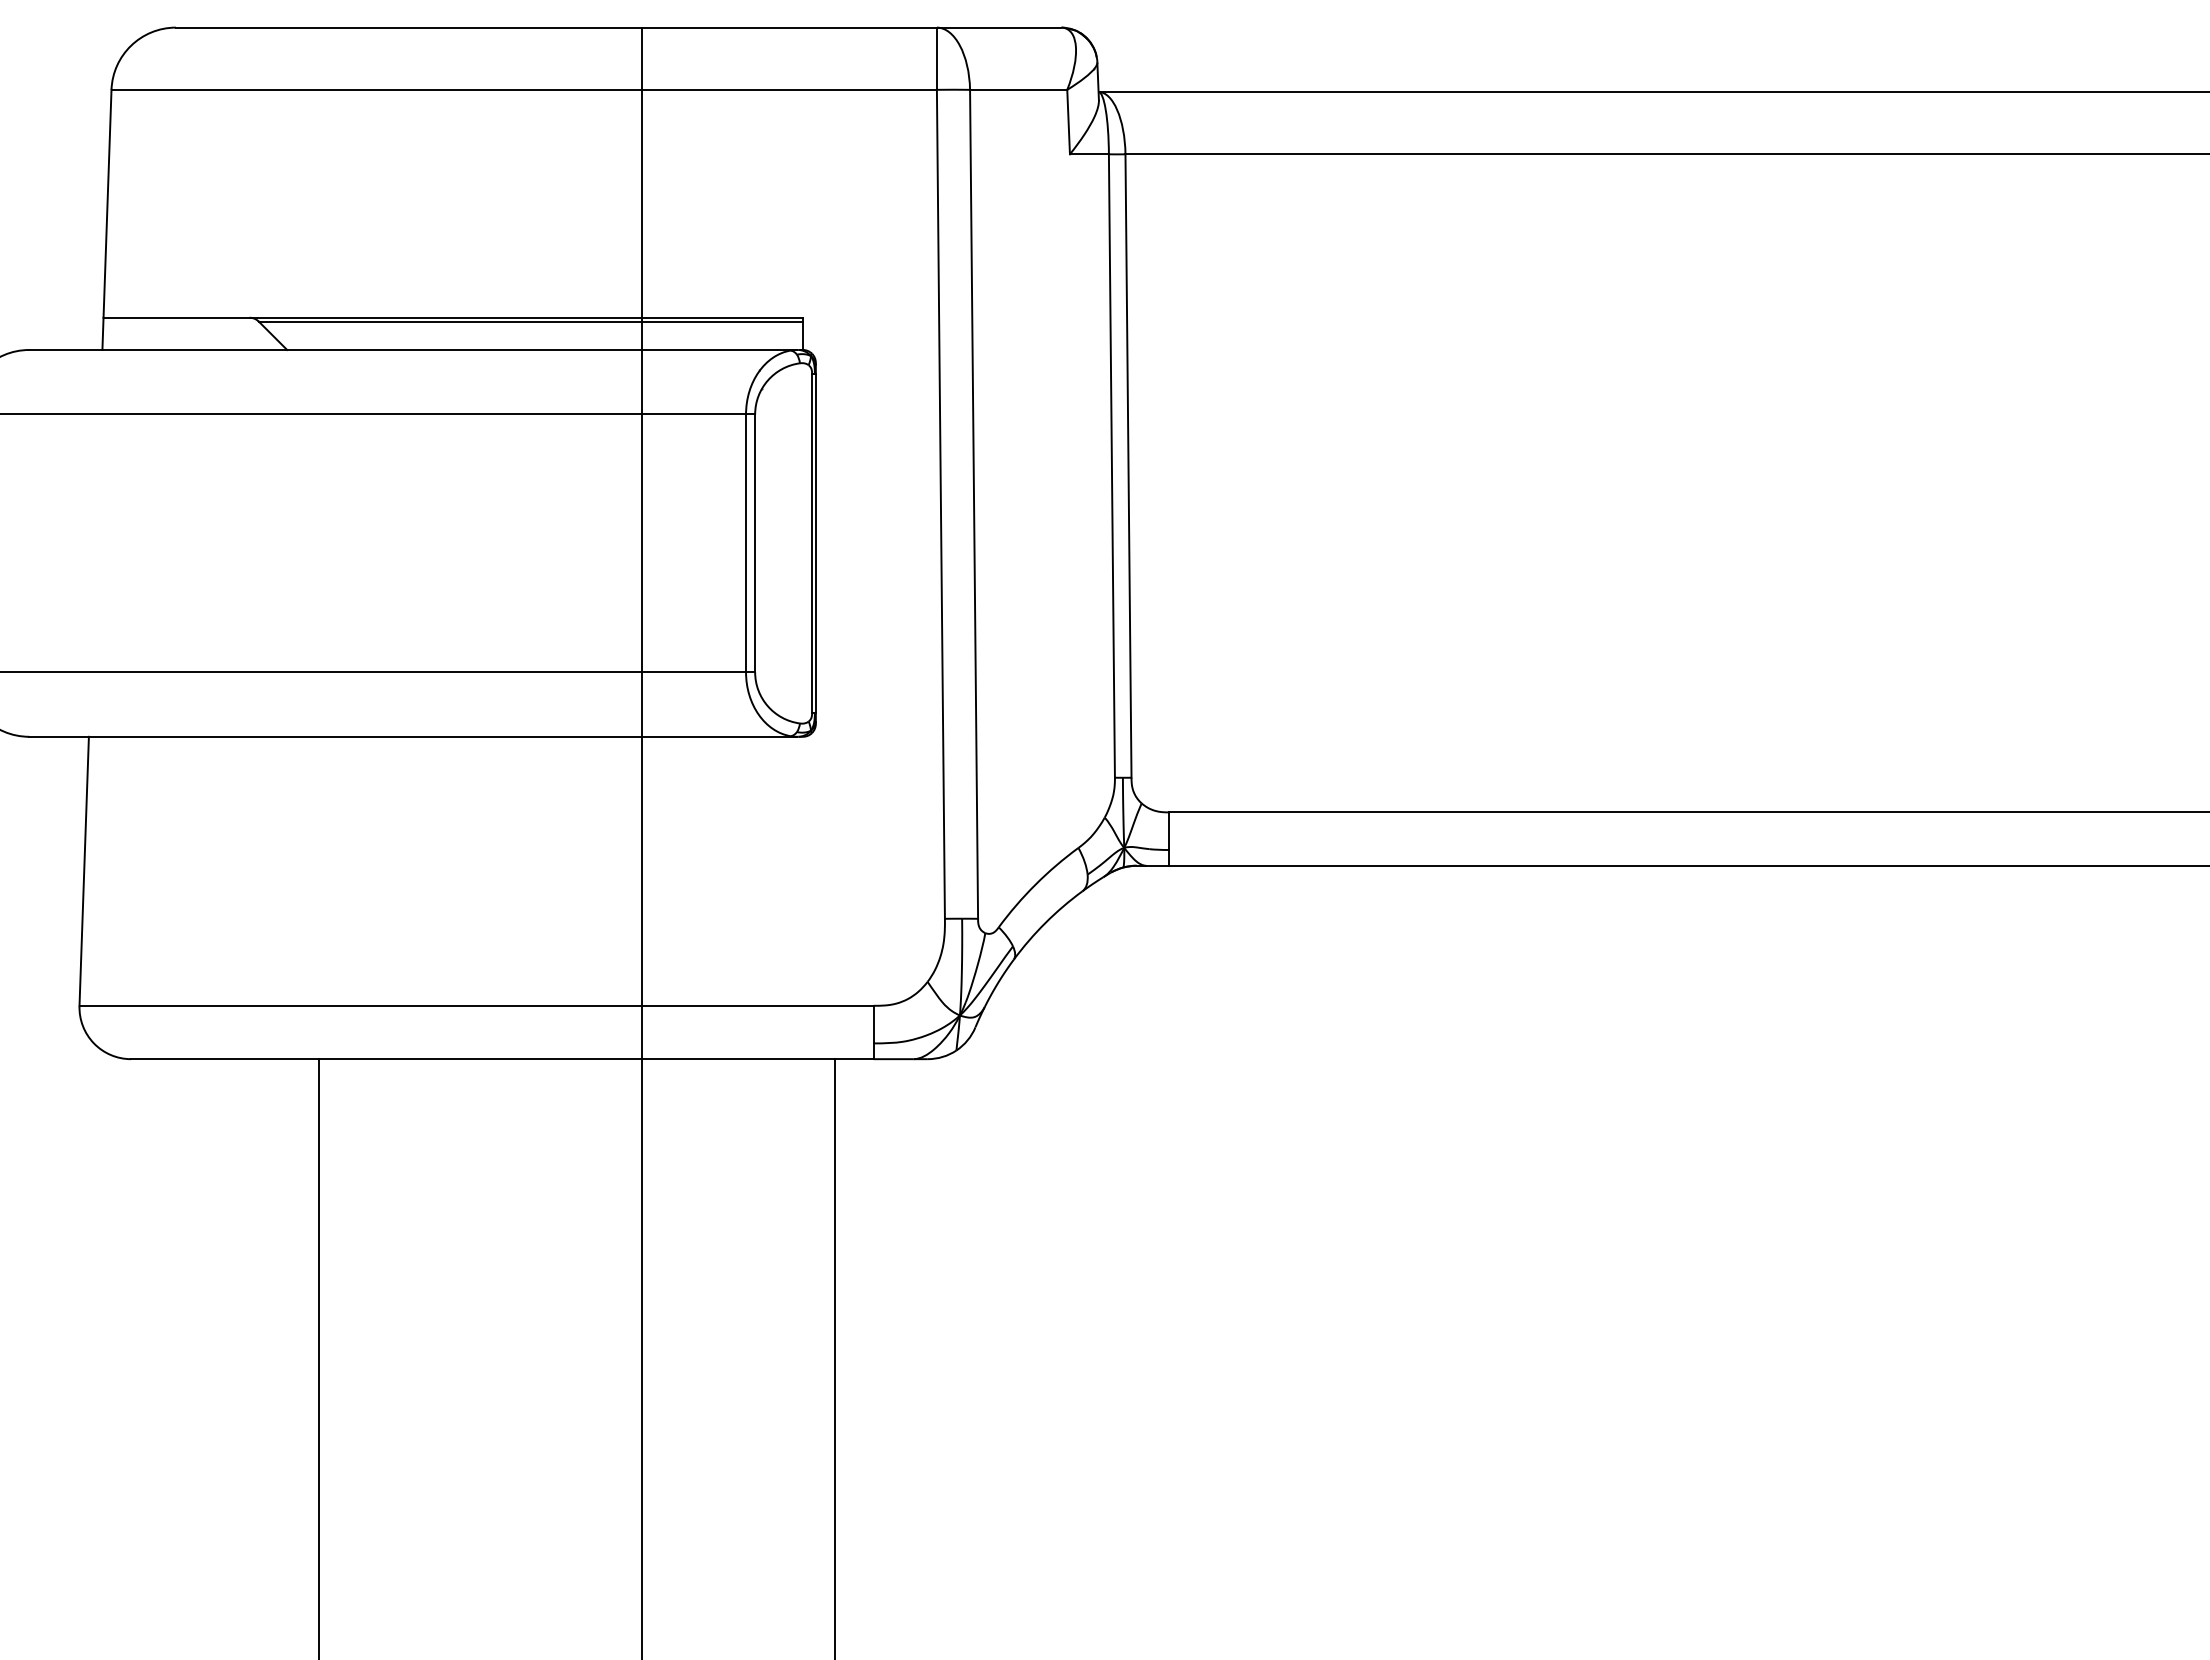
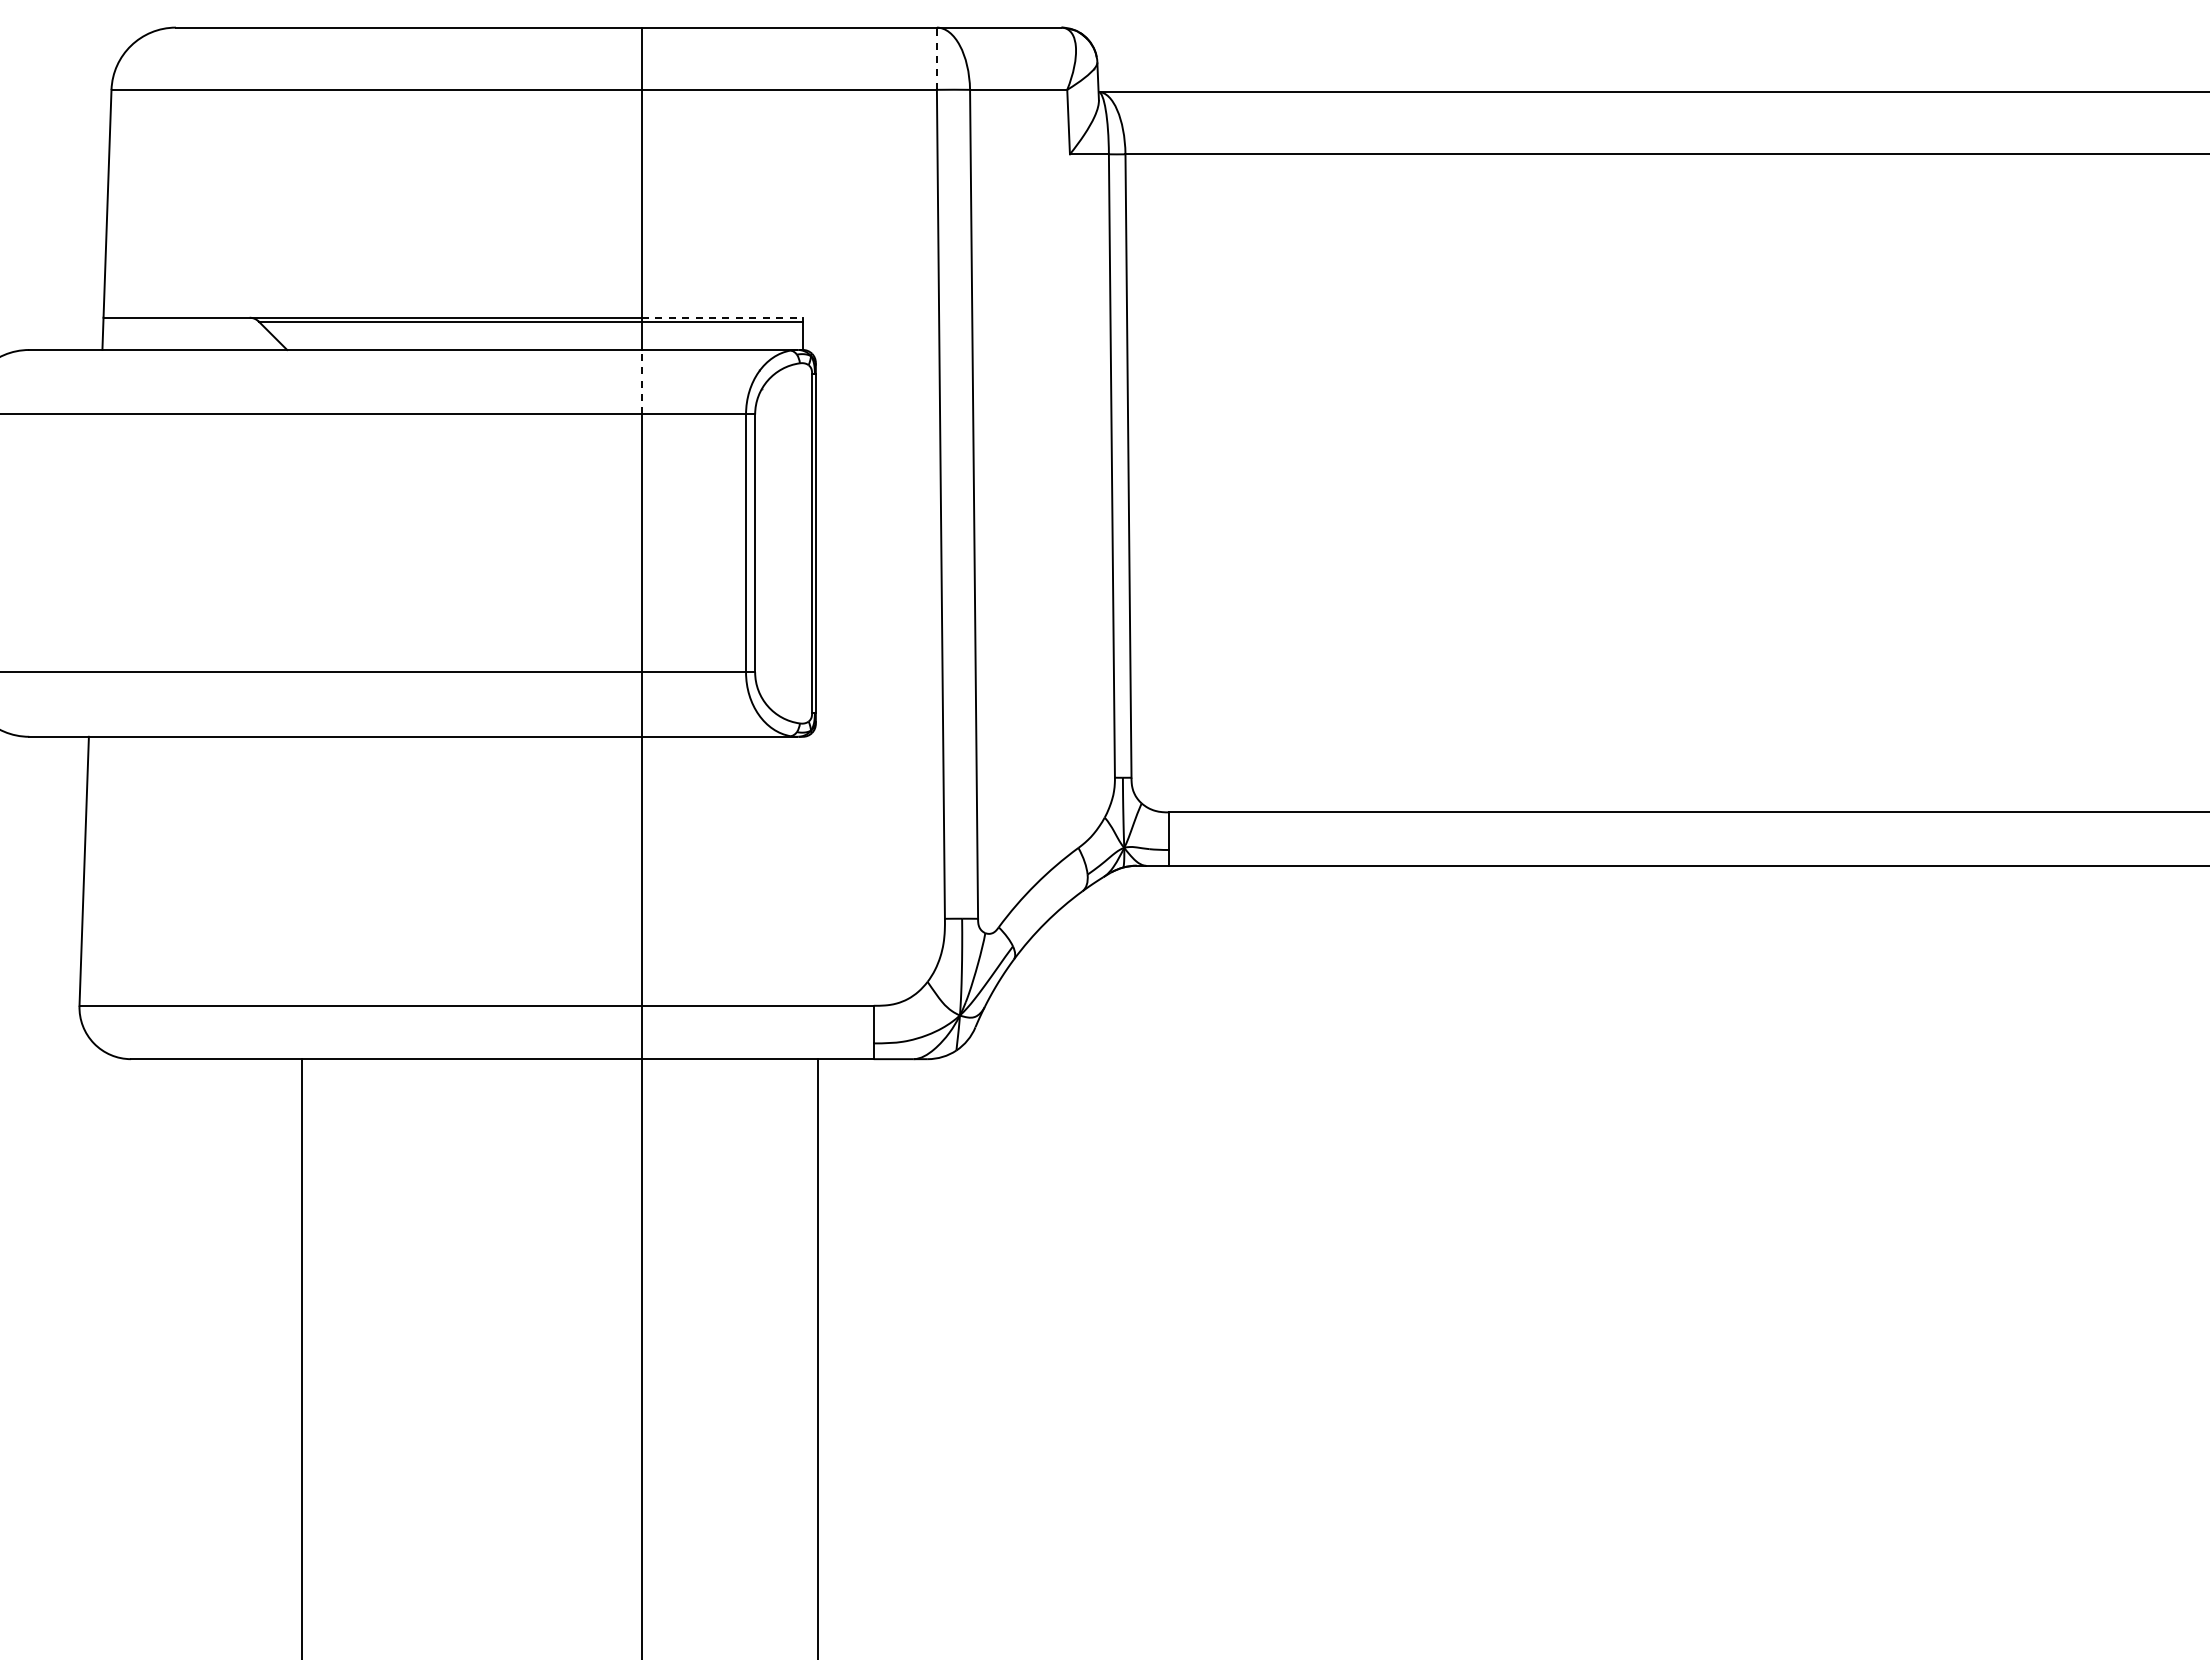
line: solid -> dashed (936, 58)
line: solid -> dashed (722, 317)
line: solid -> dashed (641, 381)
line position: (319, 1357) -> (302, 1357) (302, 1357)
line position: (835, 1357) -> (818, 1357) (818, 1357)
